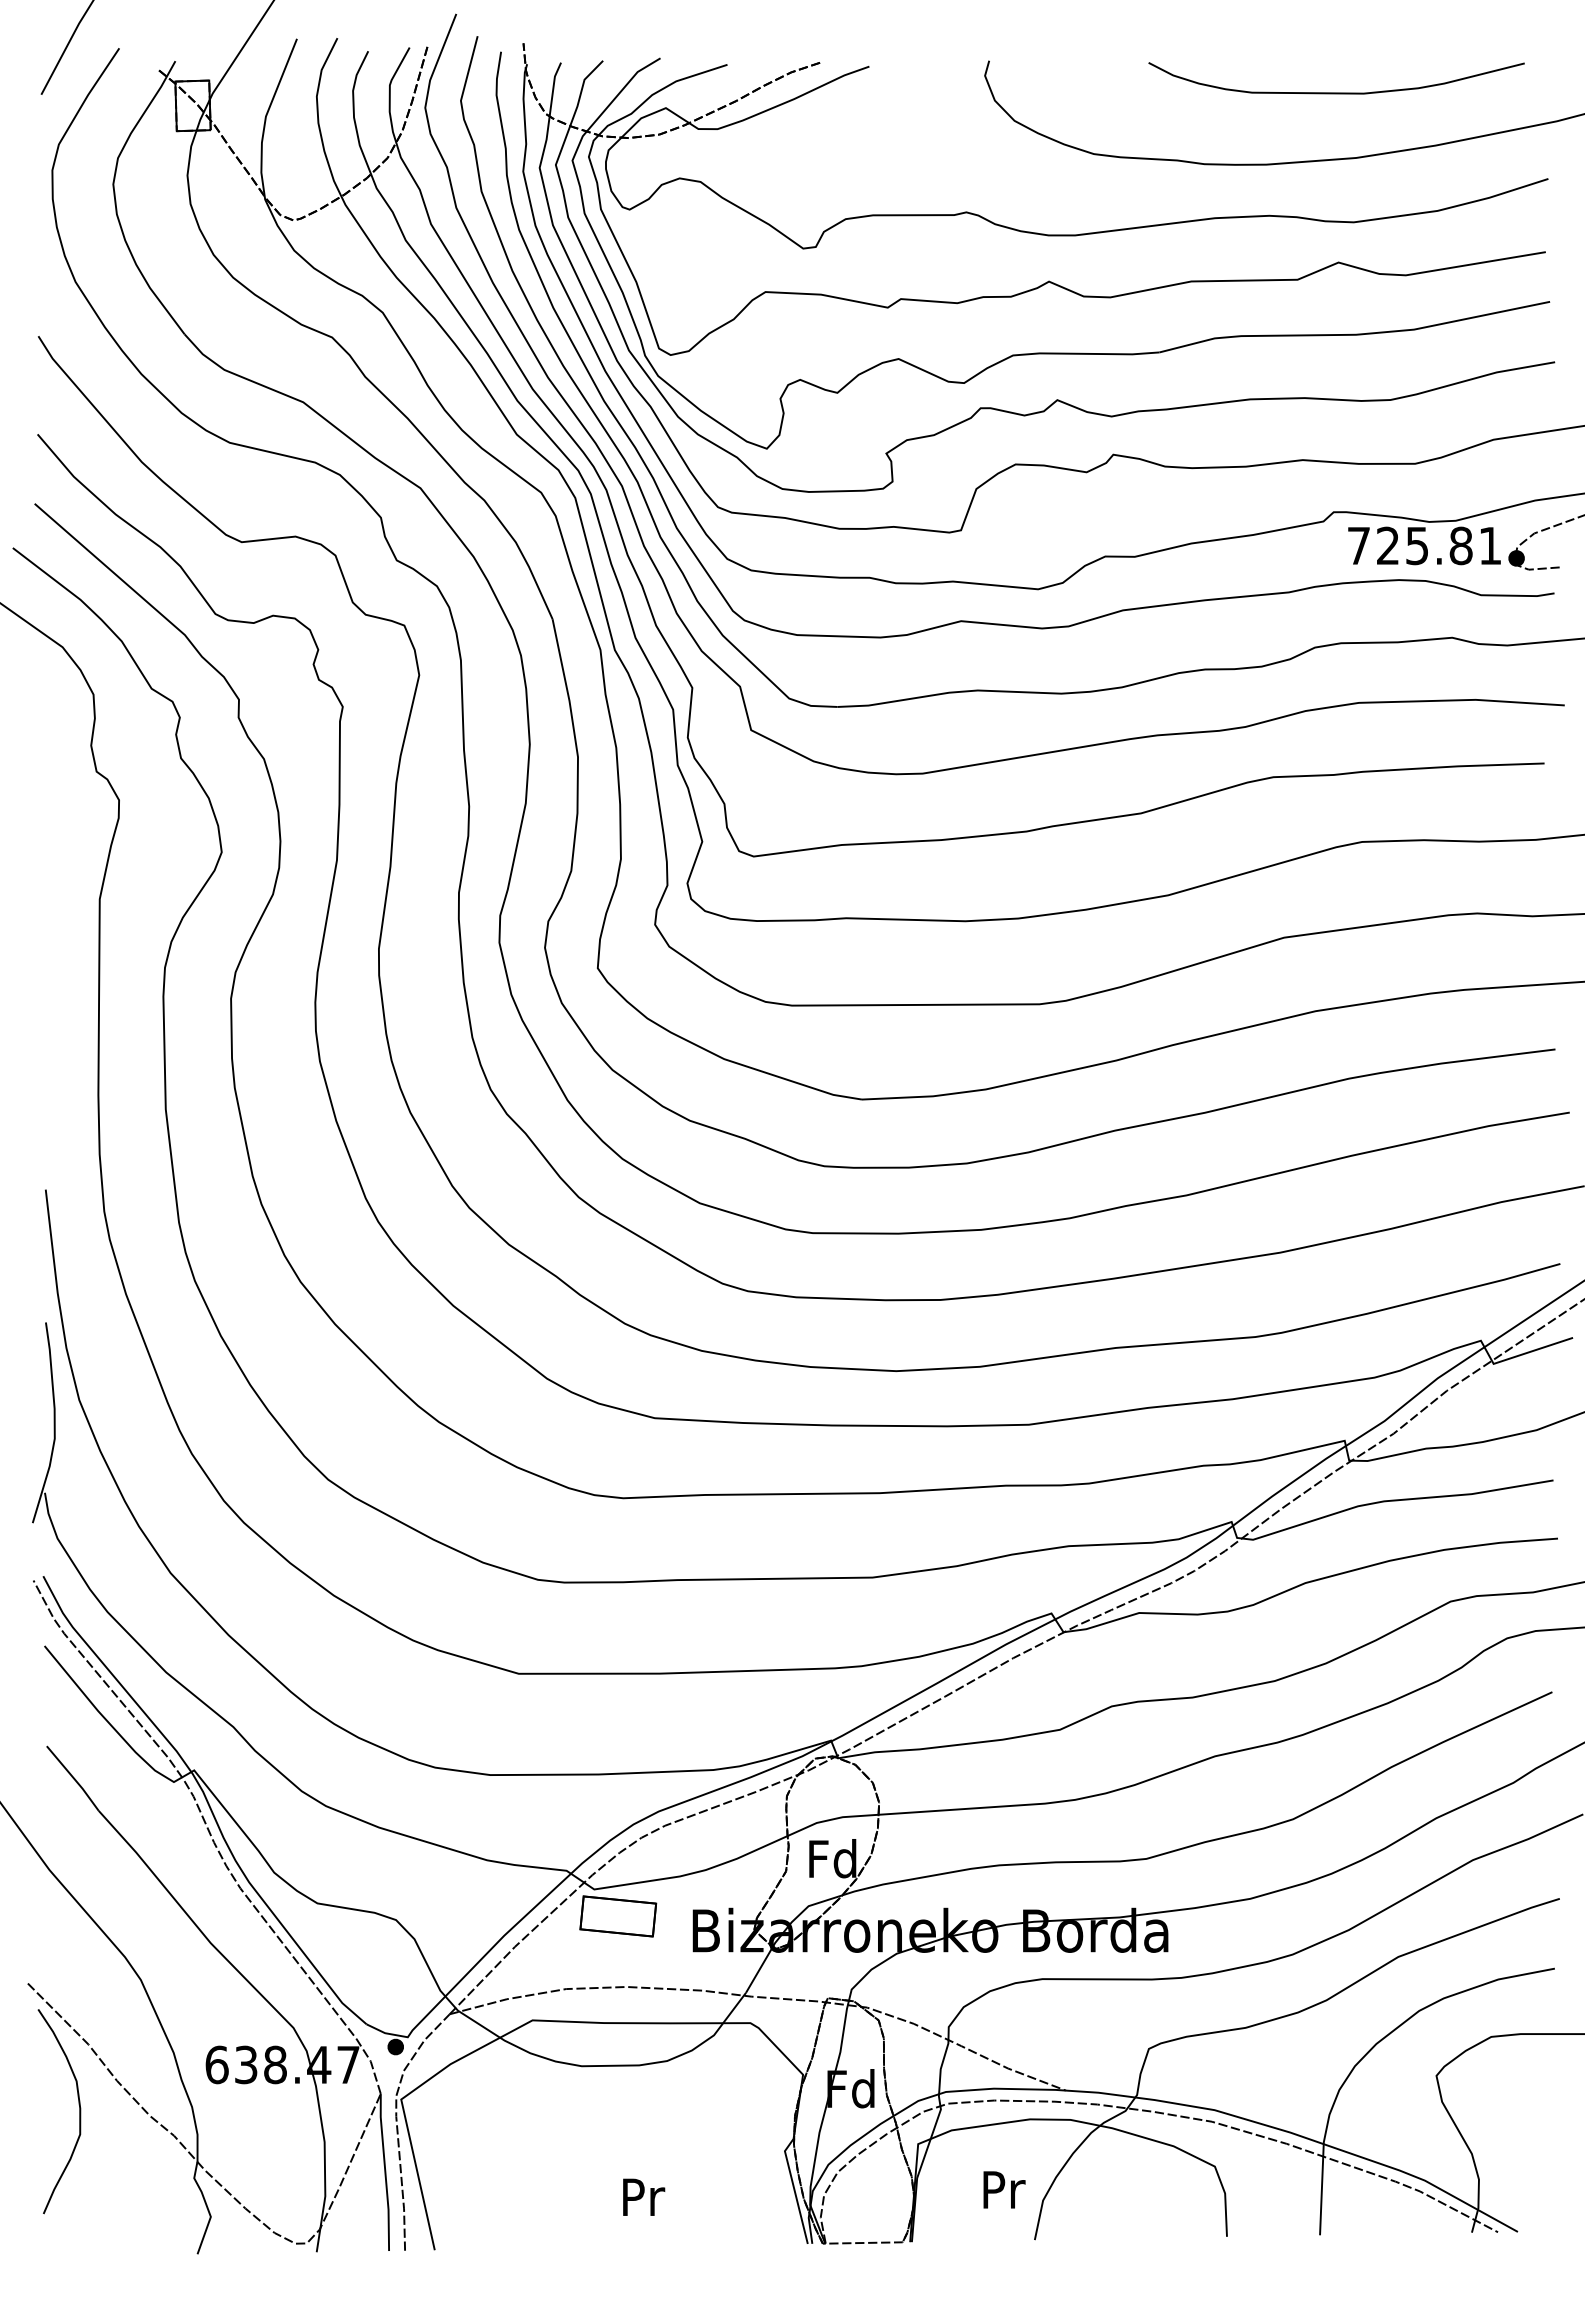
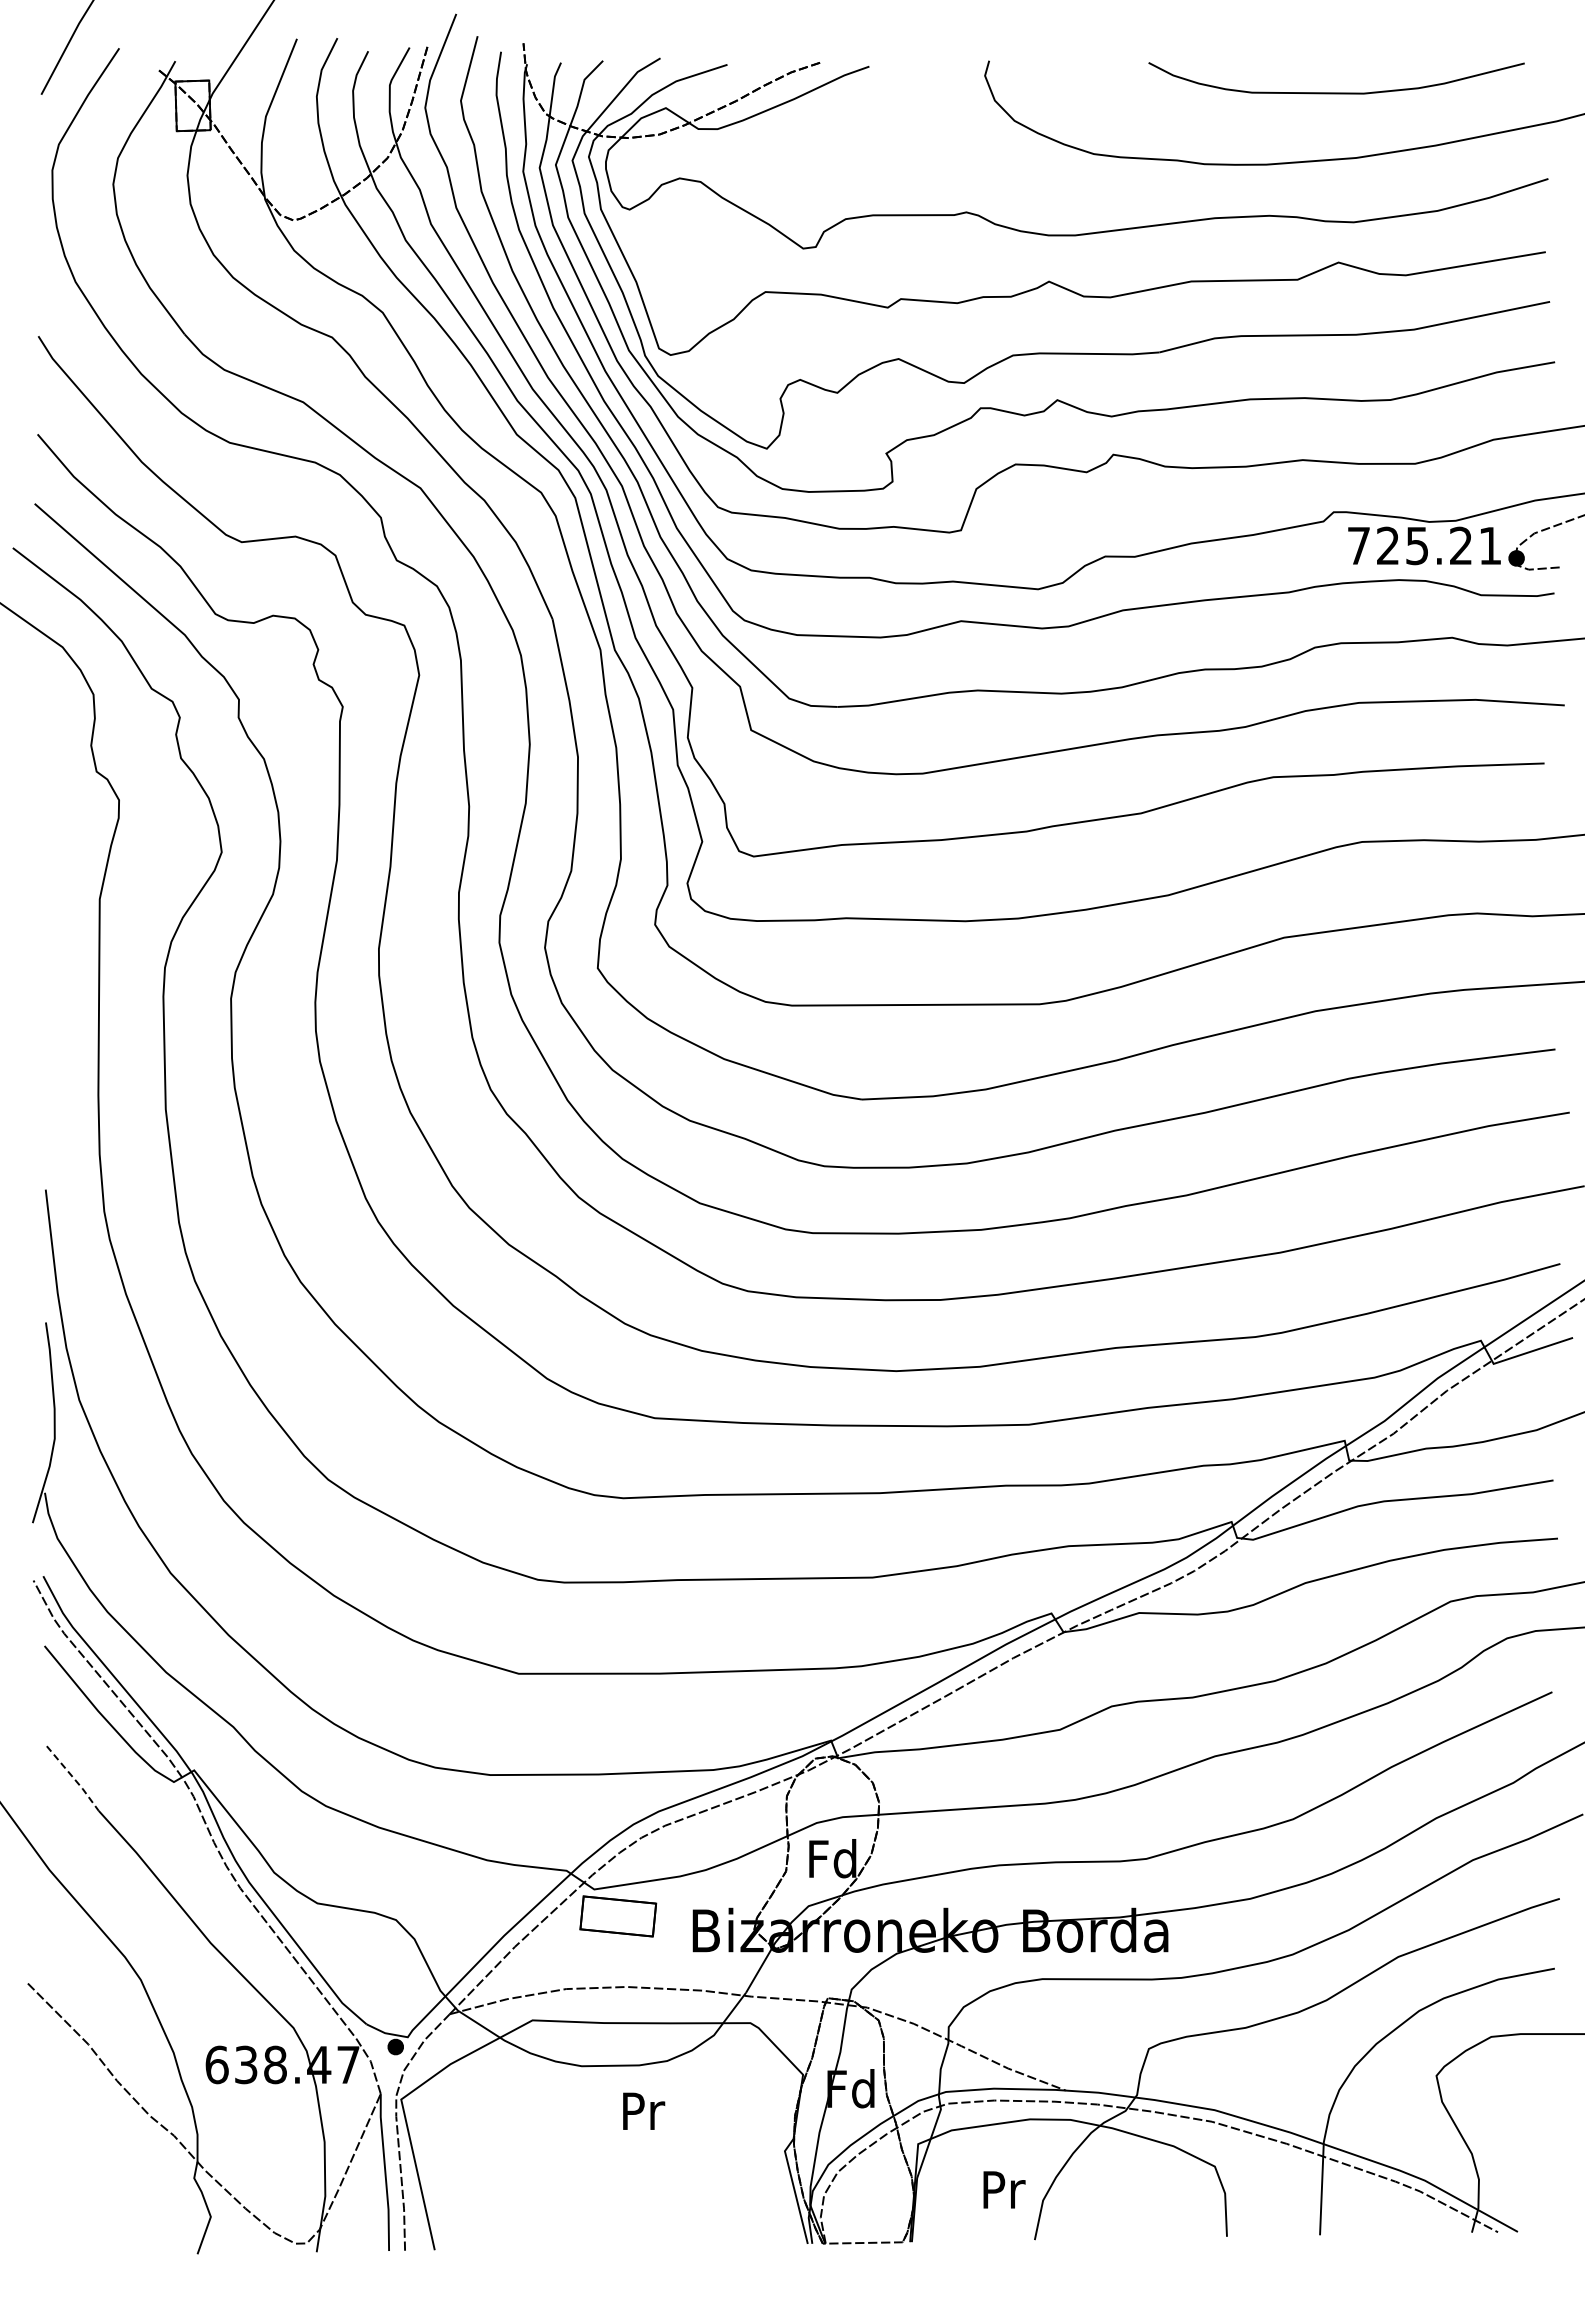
text: 725.81 -> 725.21 (1460, 545)
line: solid -> dashed (74, 1778)
curve: present -> none (79, 2111)
text position: (644, 2196) -> (644, 2110) (644, 2110)
